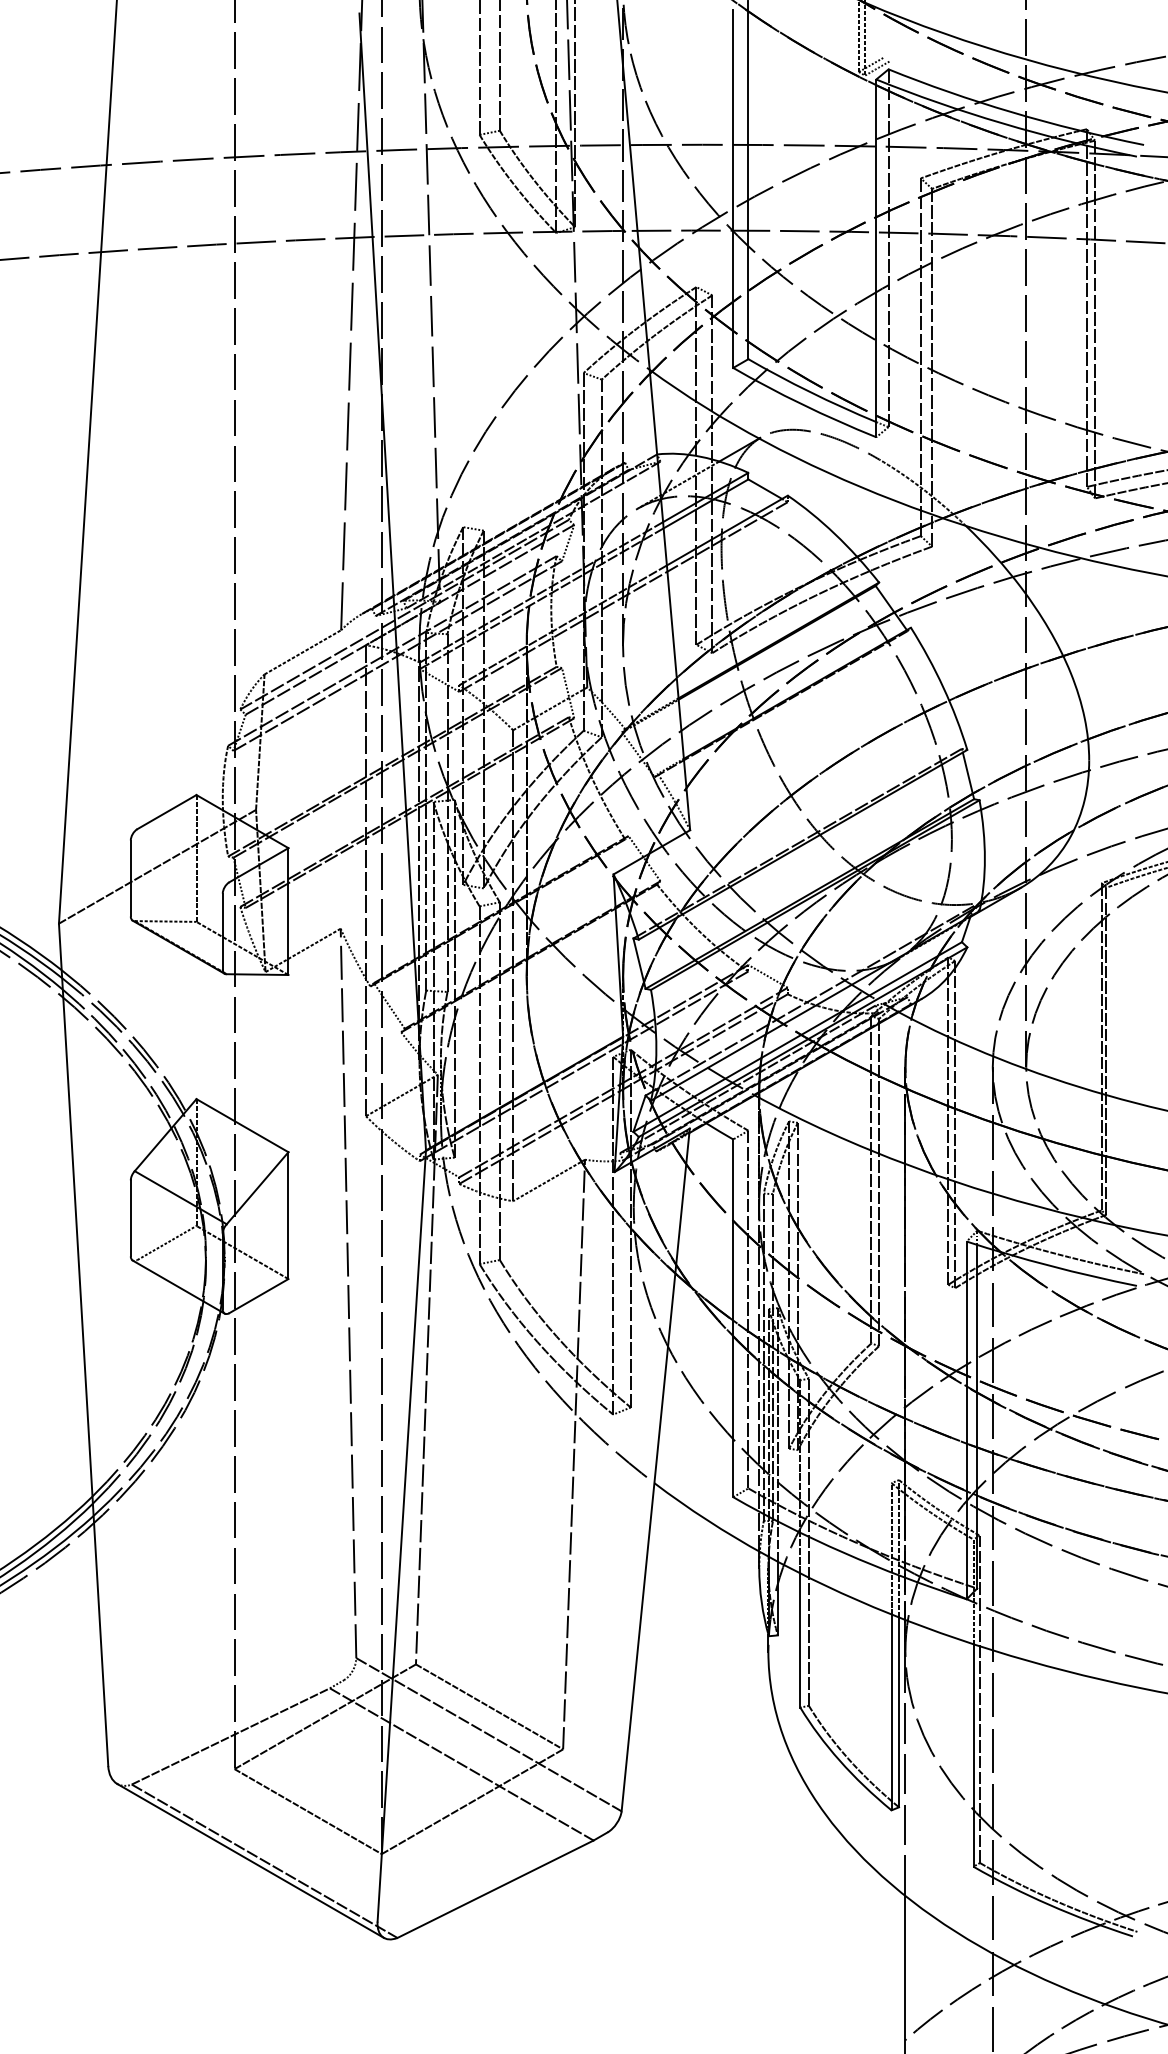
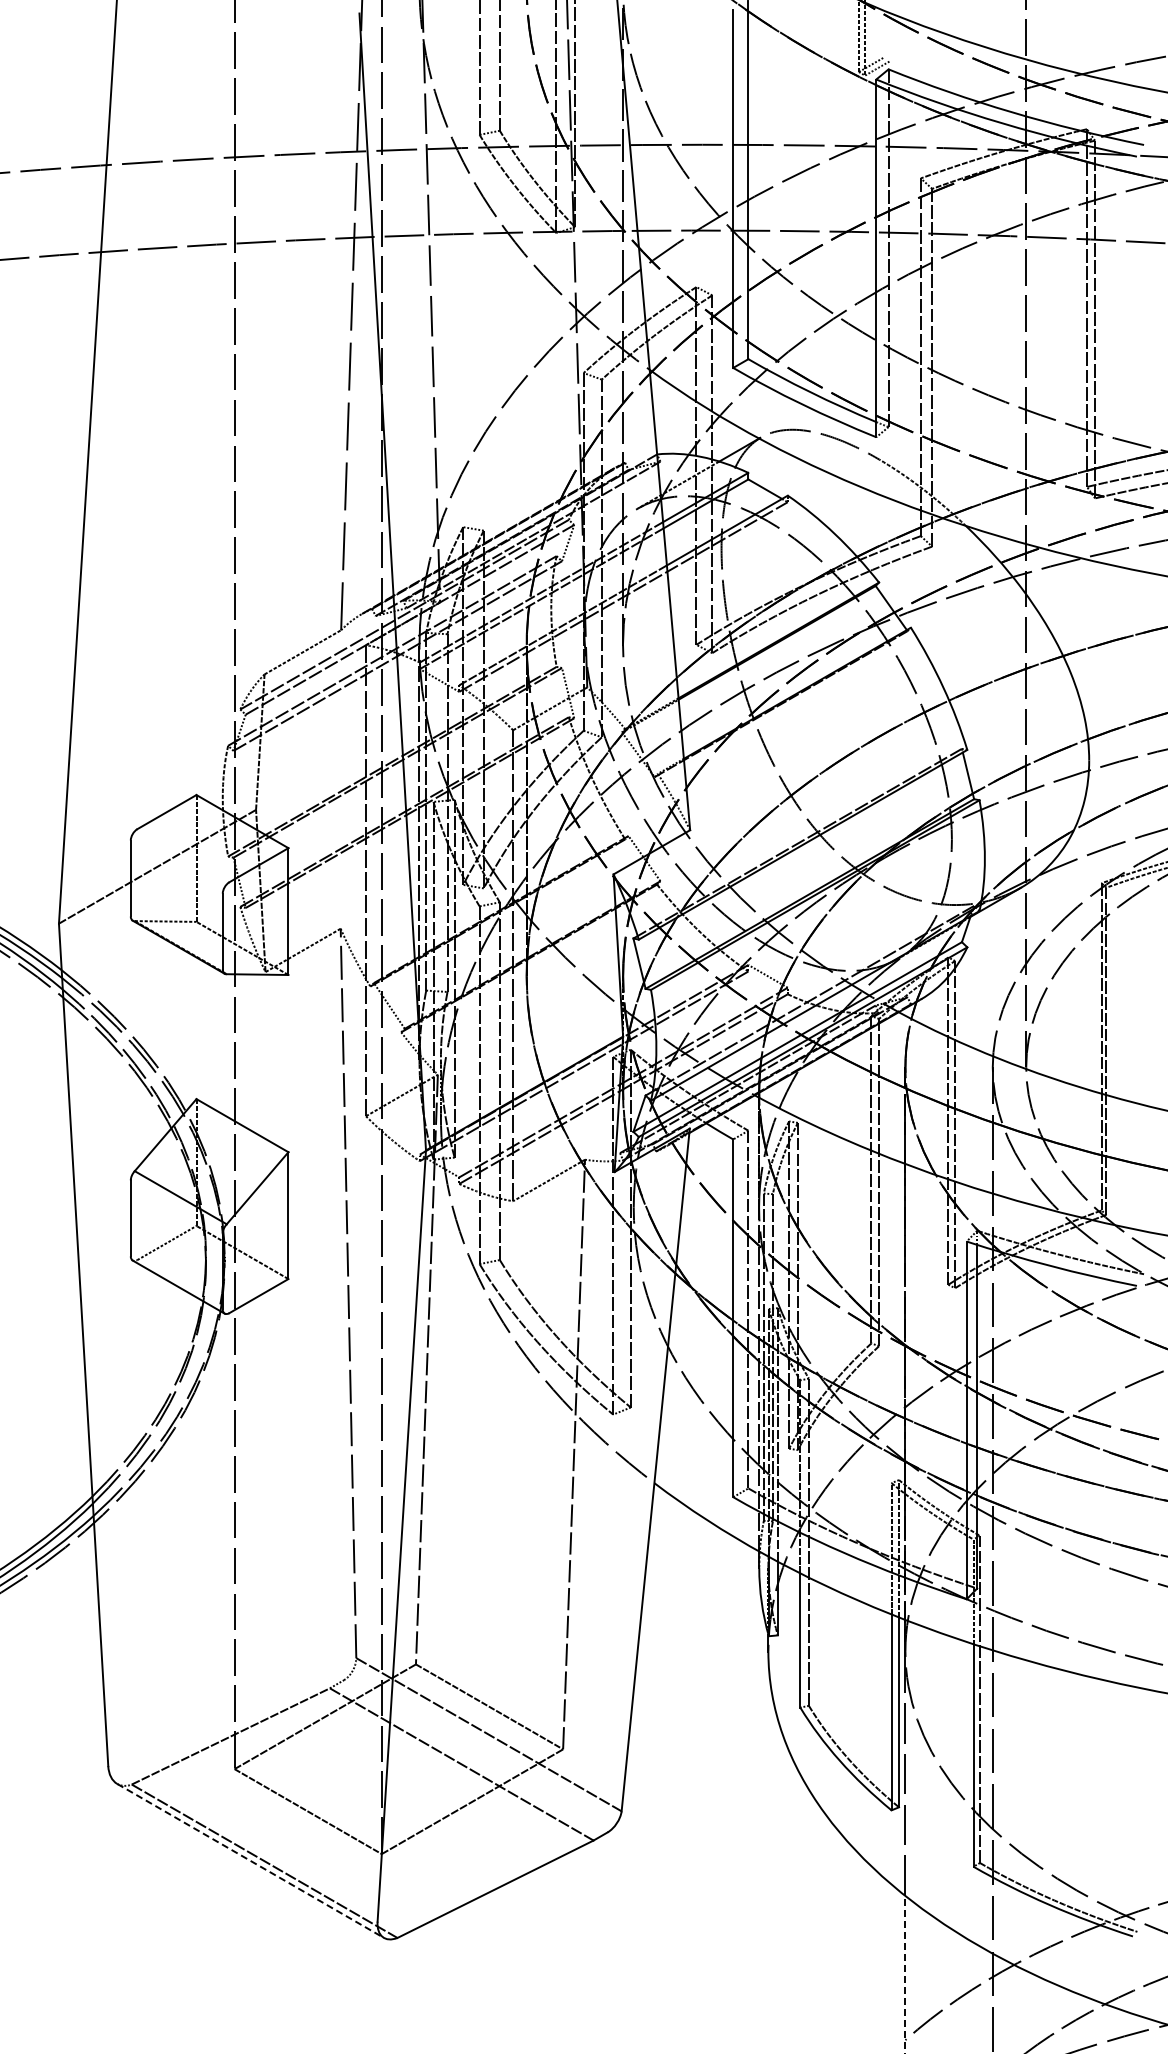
line: solid -> dashed (250, 1860)
line: solid -> dashed (905, 1974)
